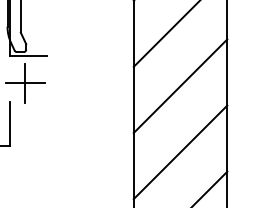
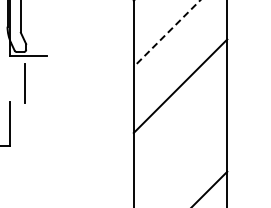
line: solid -> dashed (166, 33)
line: present -> none (24, 83)
line: present -> none (180, 152)
